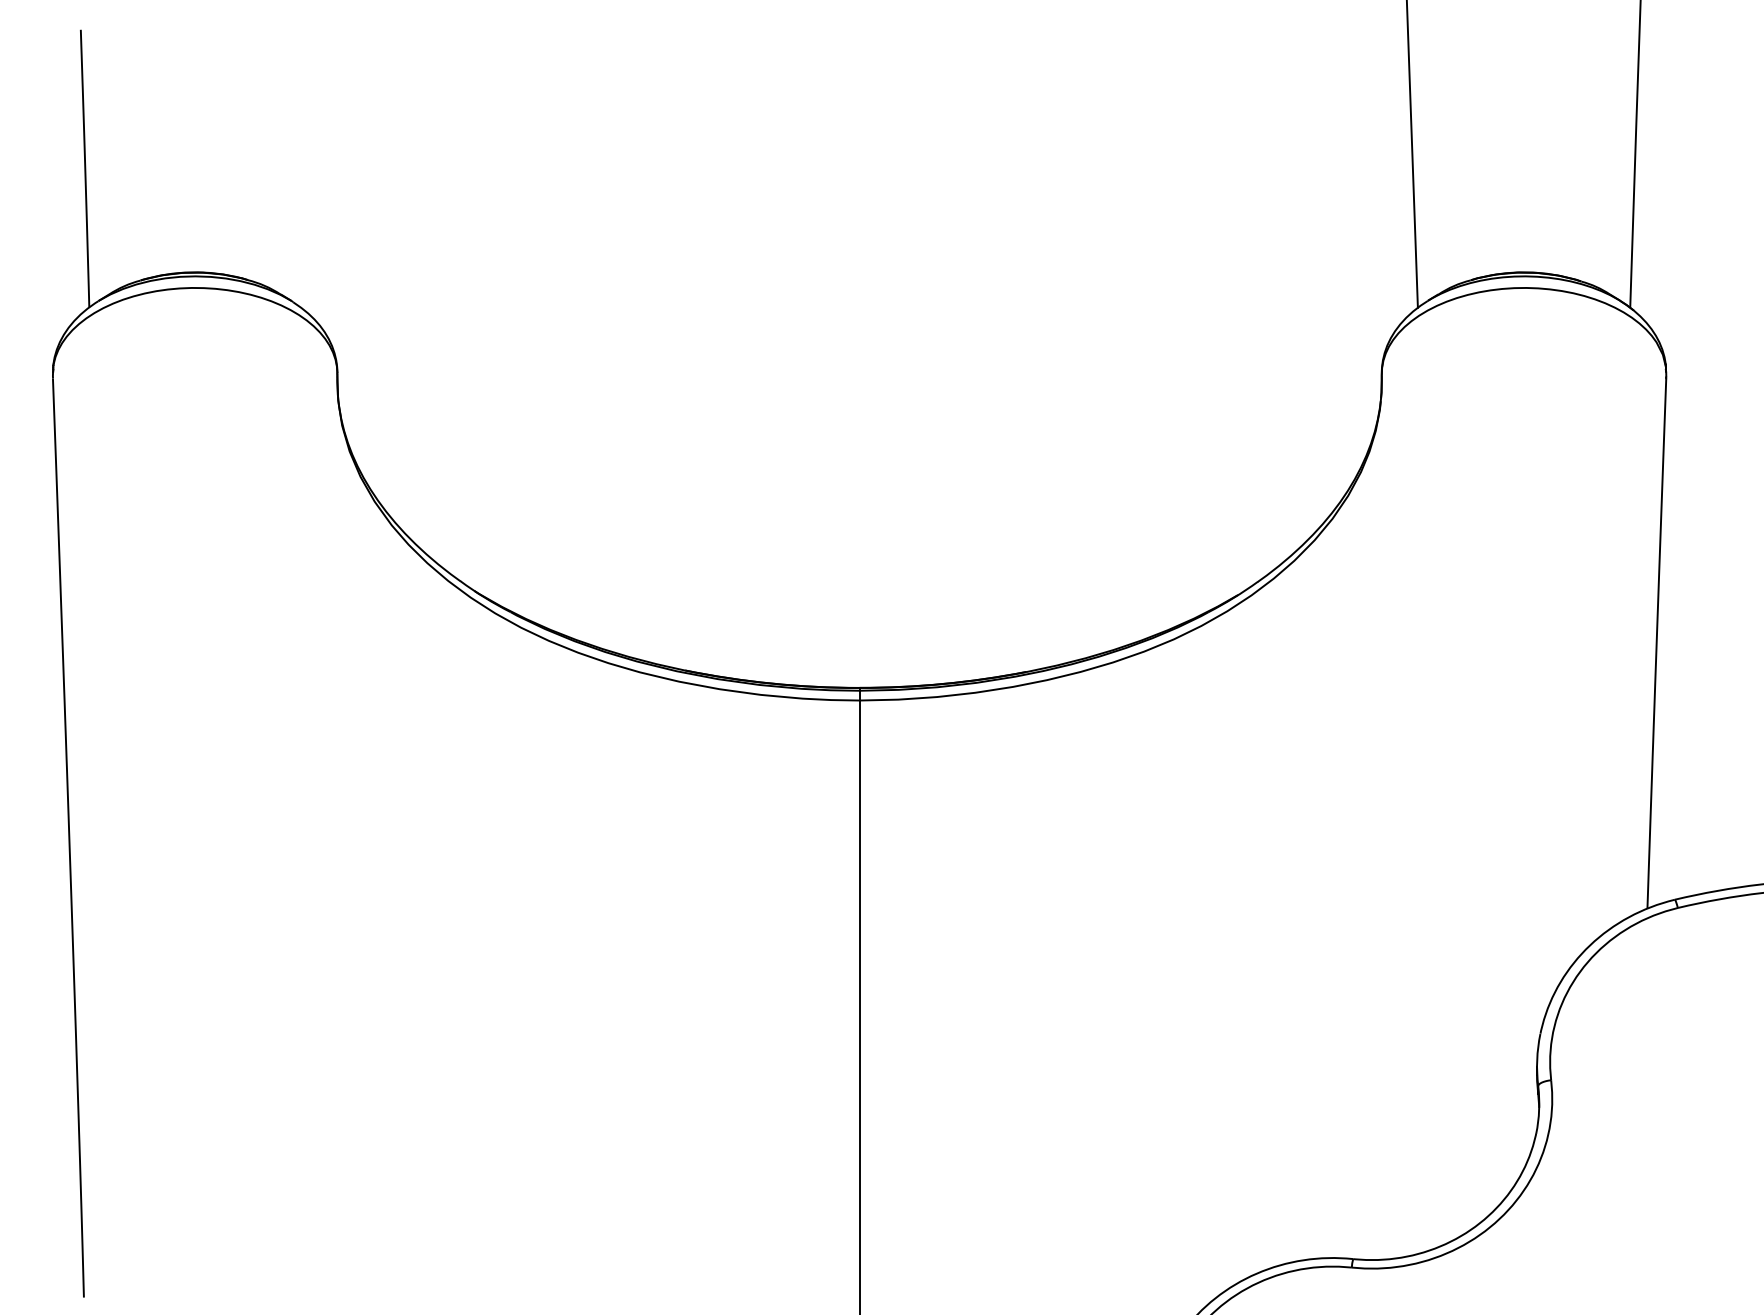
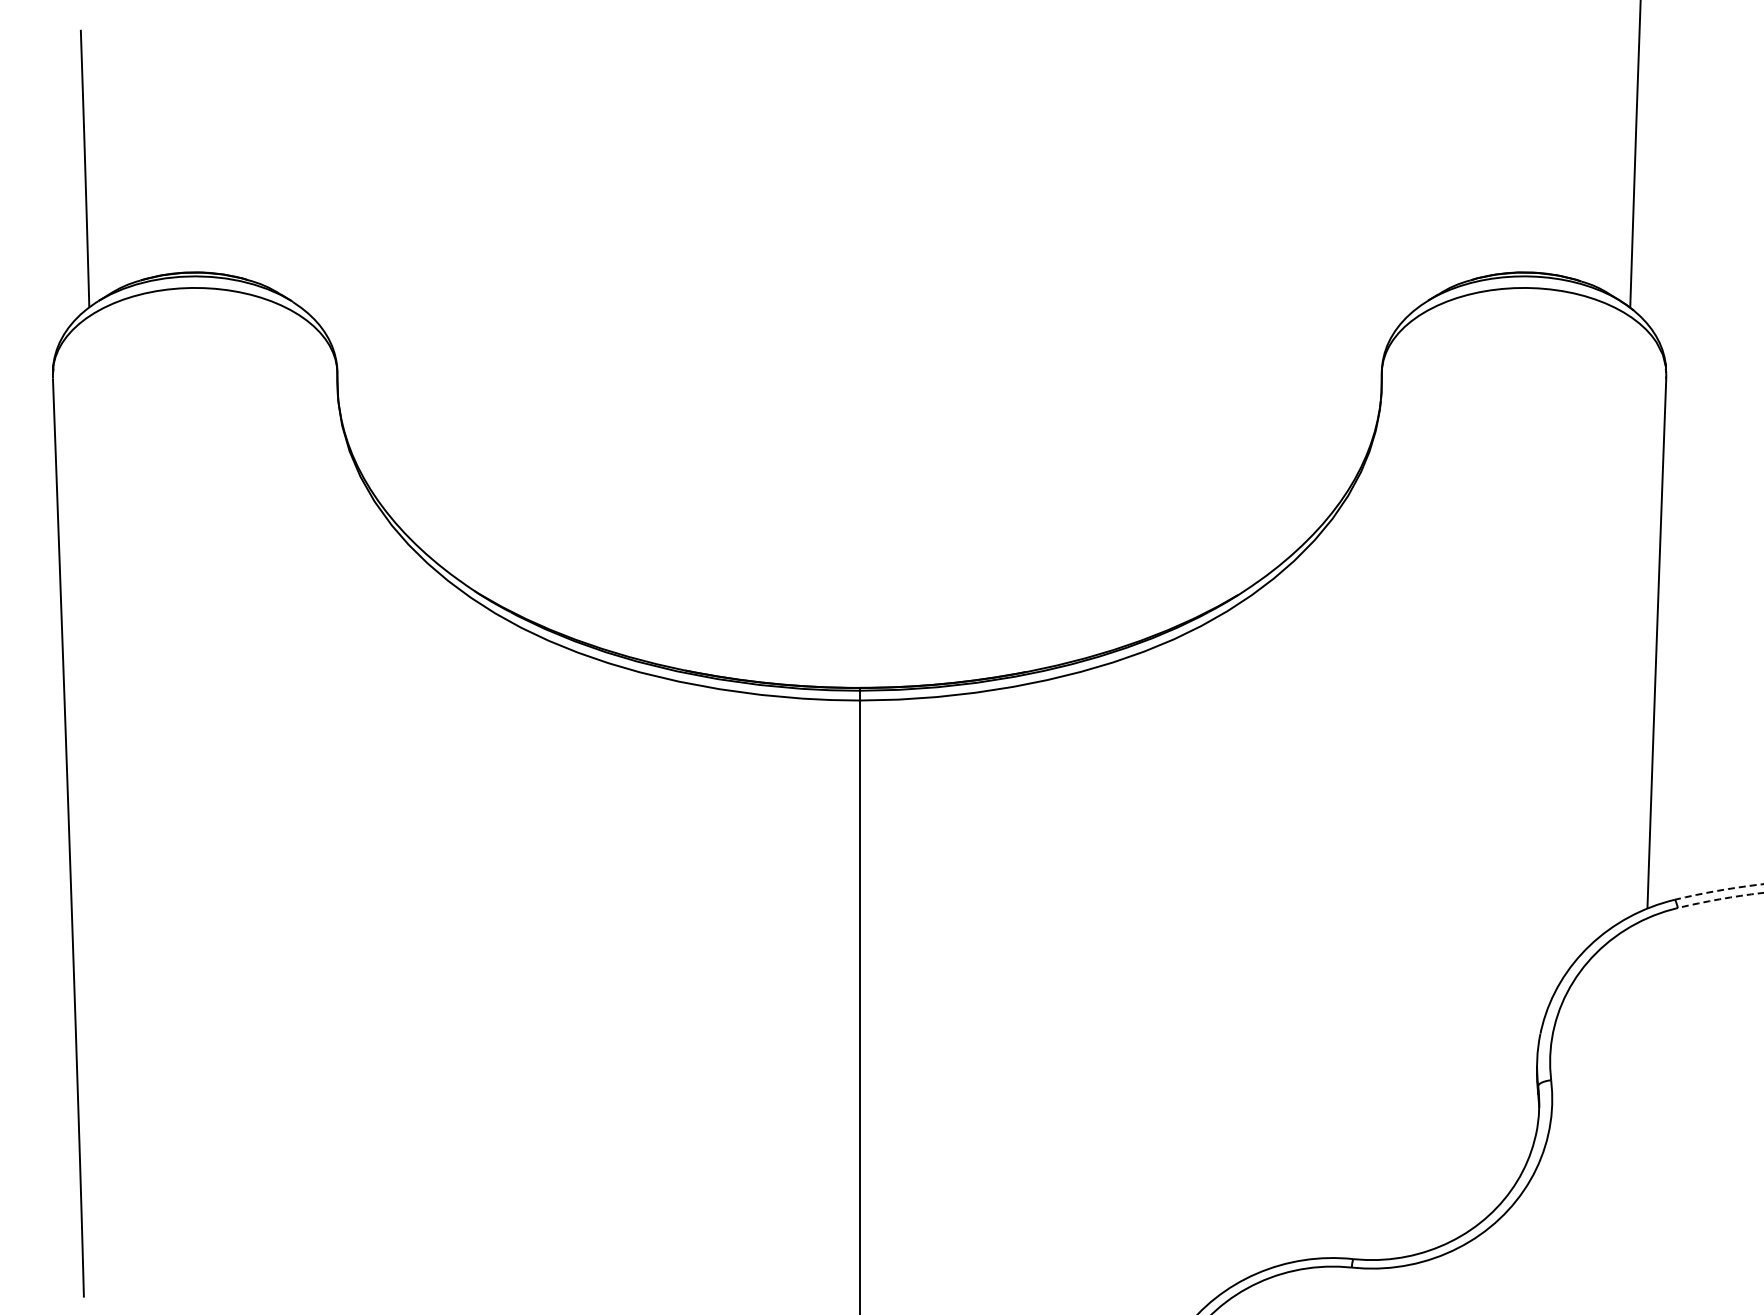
line: present -> none (1411, 154)
arc: solid -> dashed (1718, 890)
arc: solid -> dashed (1720, 899)
